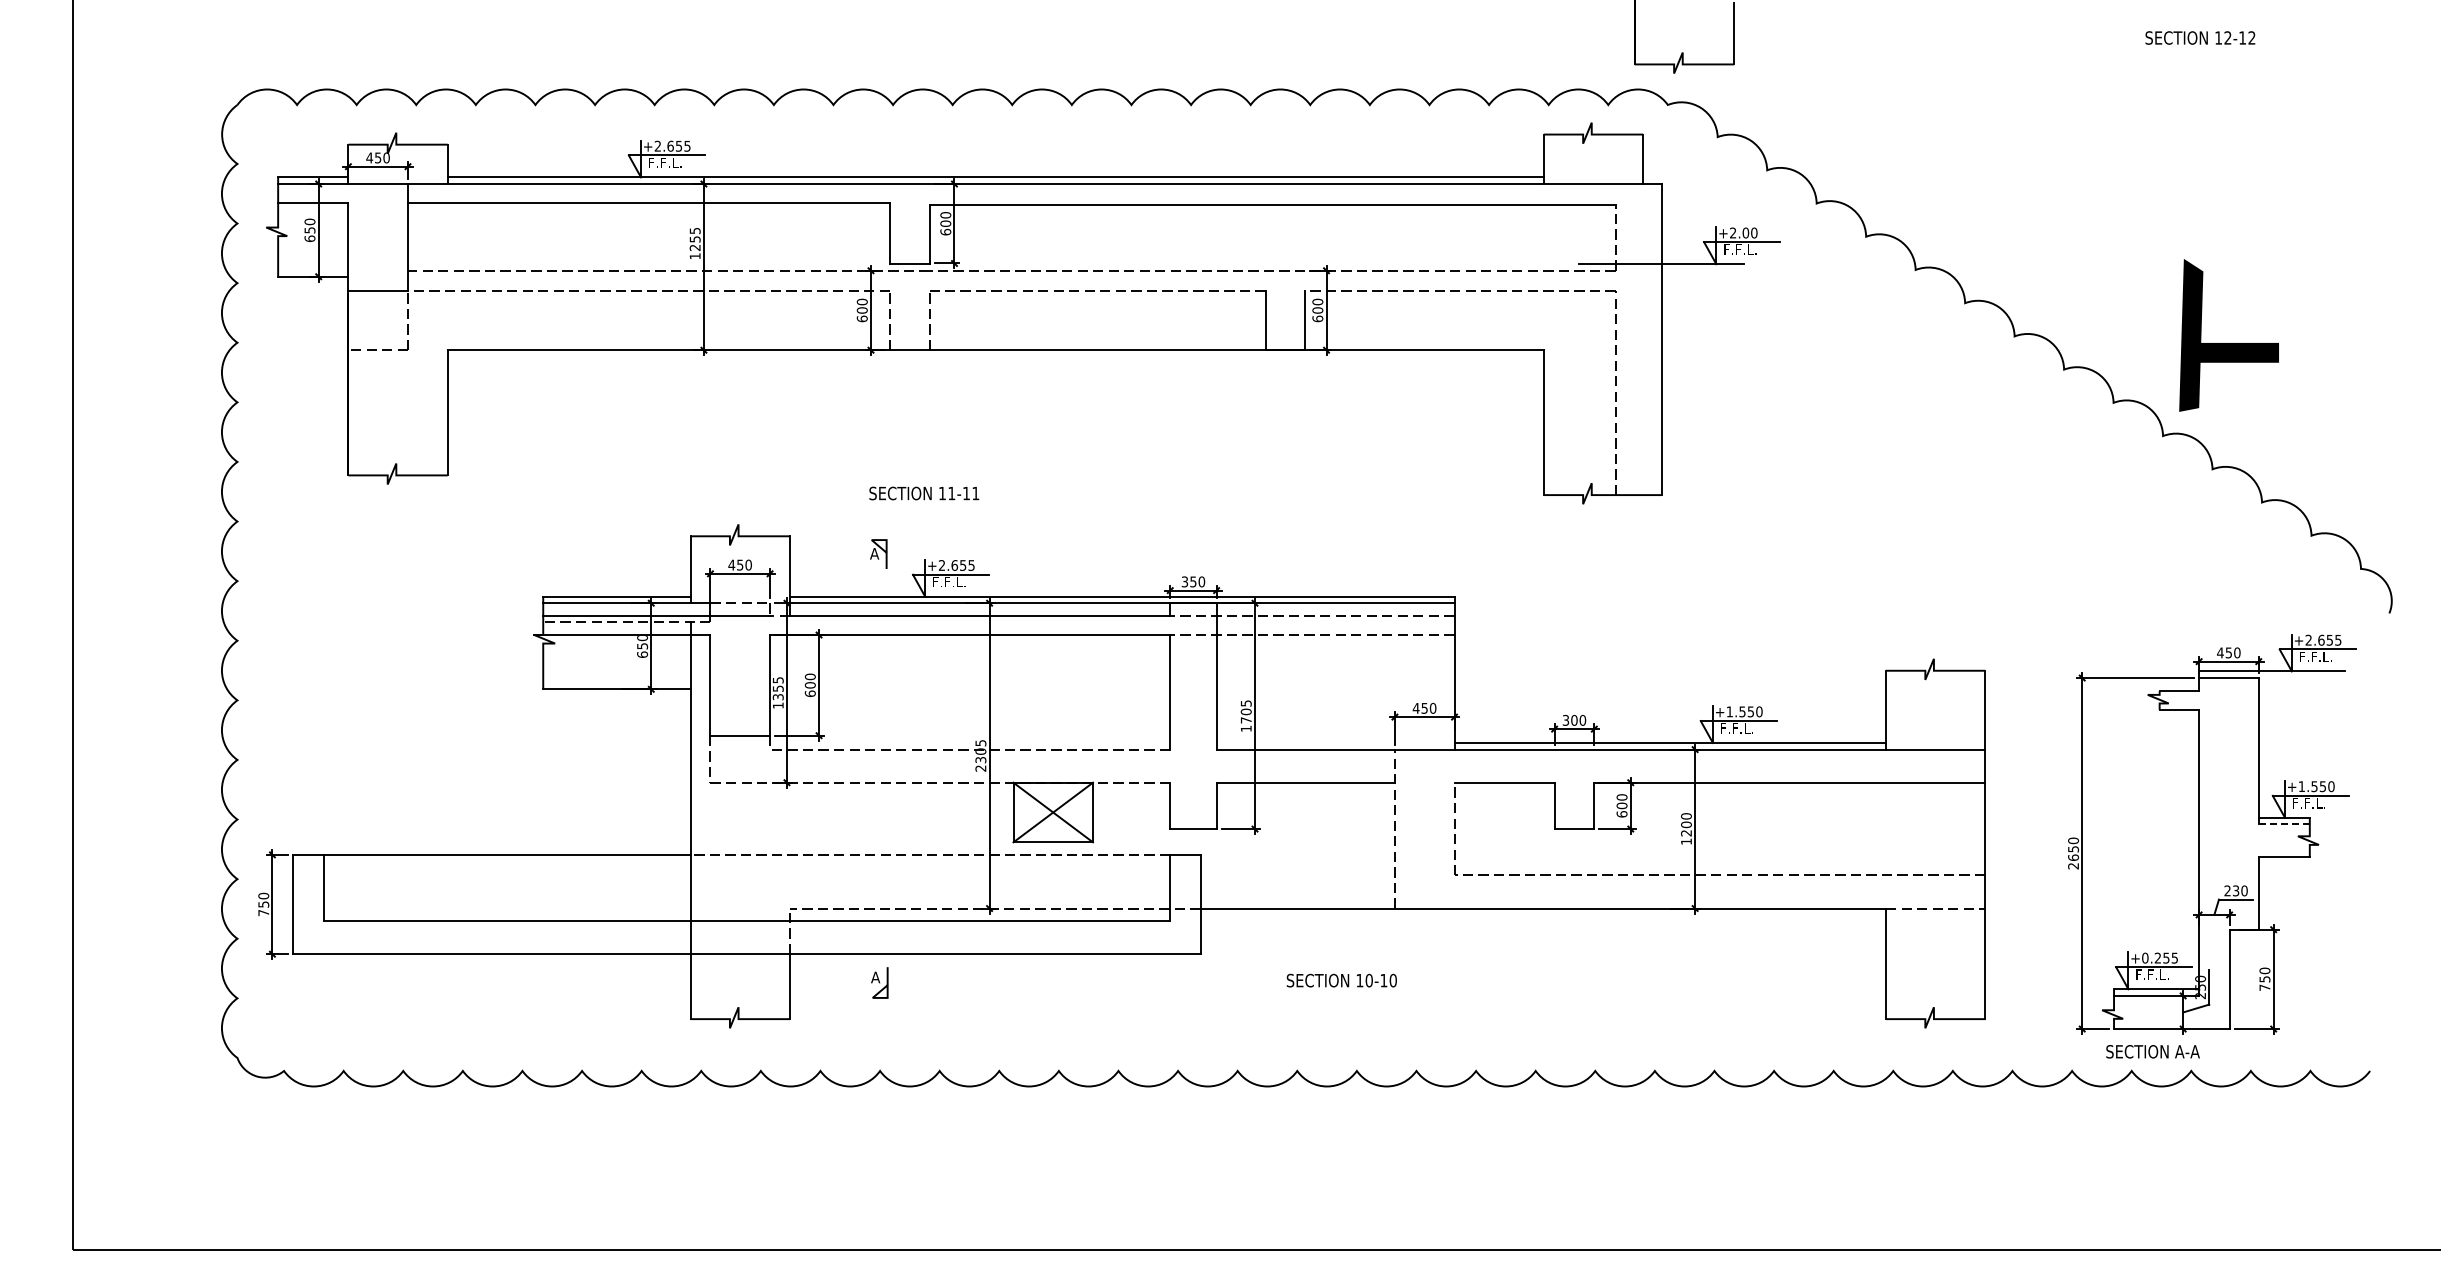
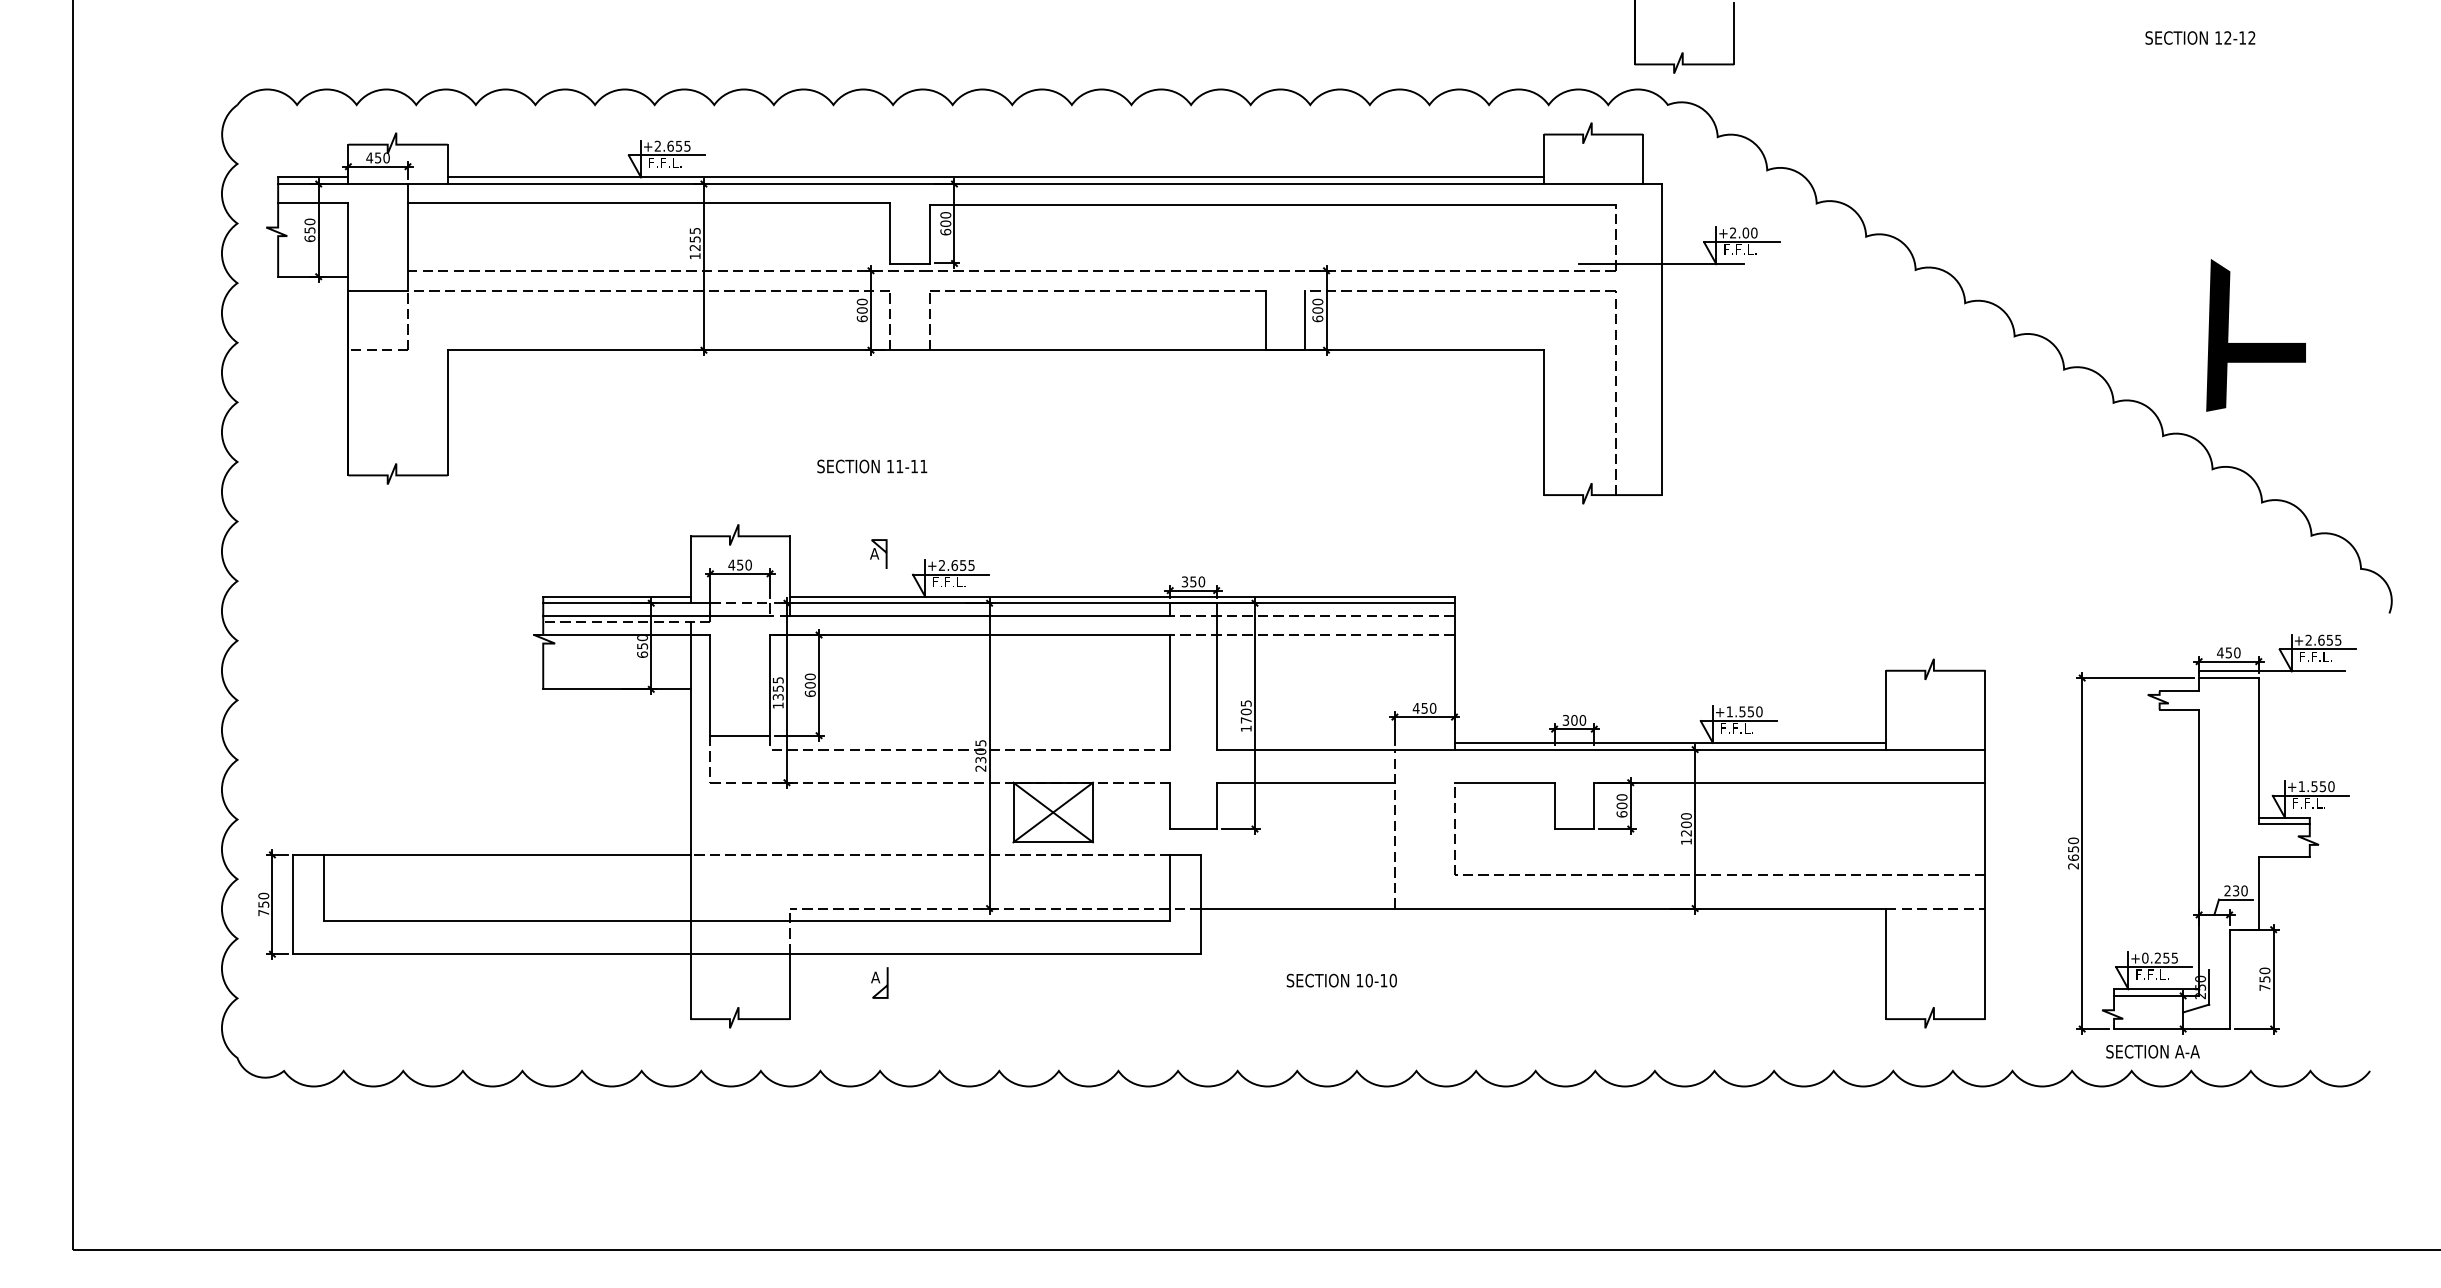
part position: (2228, 343) -> (2255, 343) (2255, 343)
text position: (924, 493) -> (872, 466) (872, 466)
line: dashed -> solid (2284, 824)
